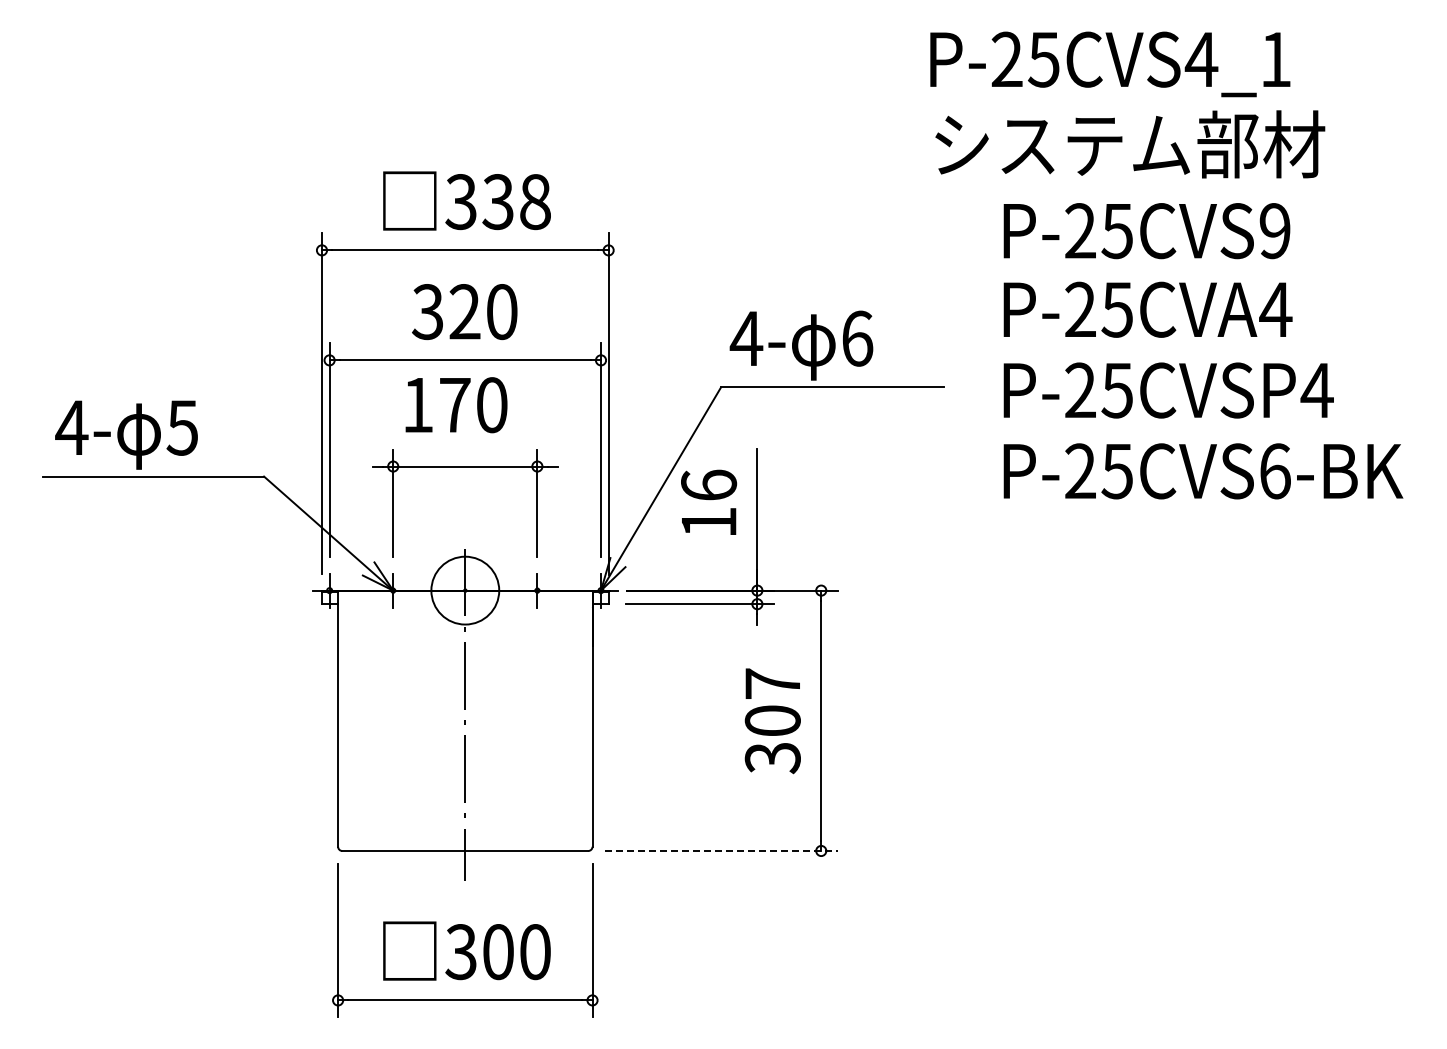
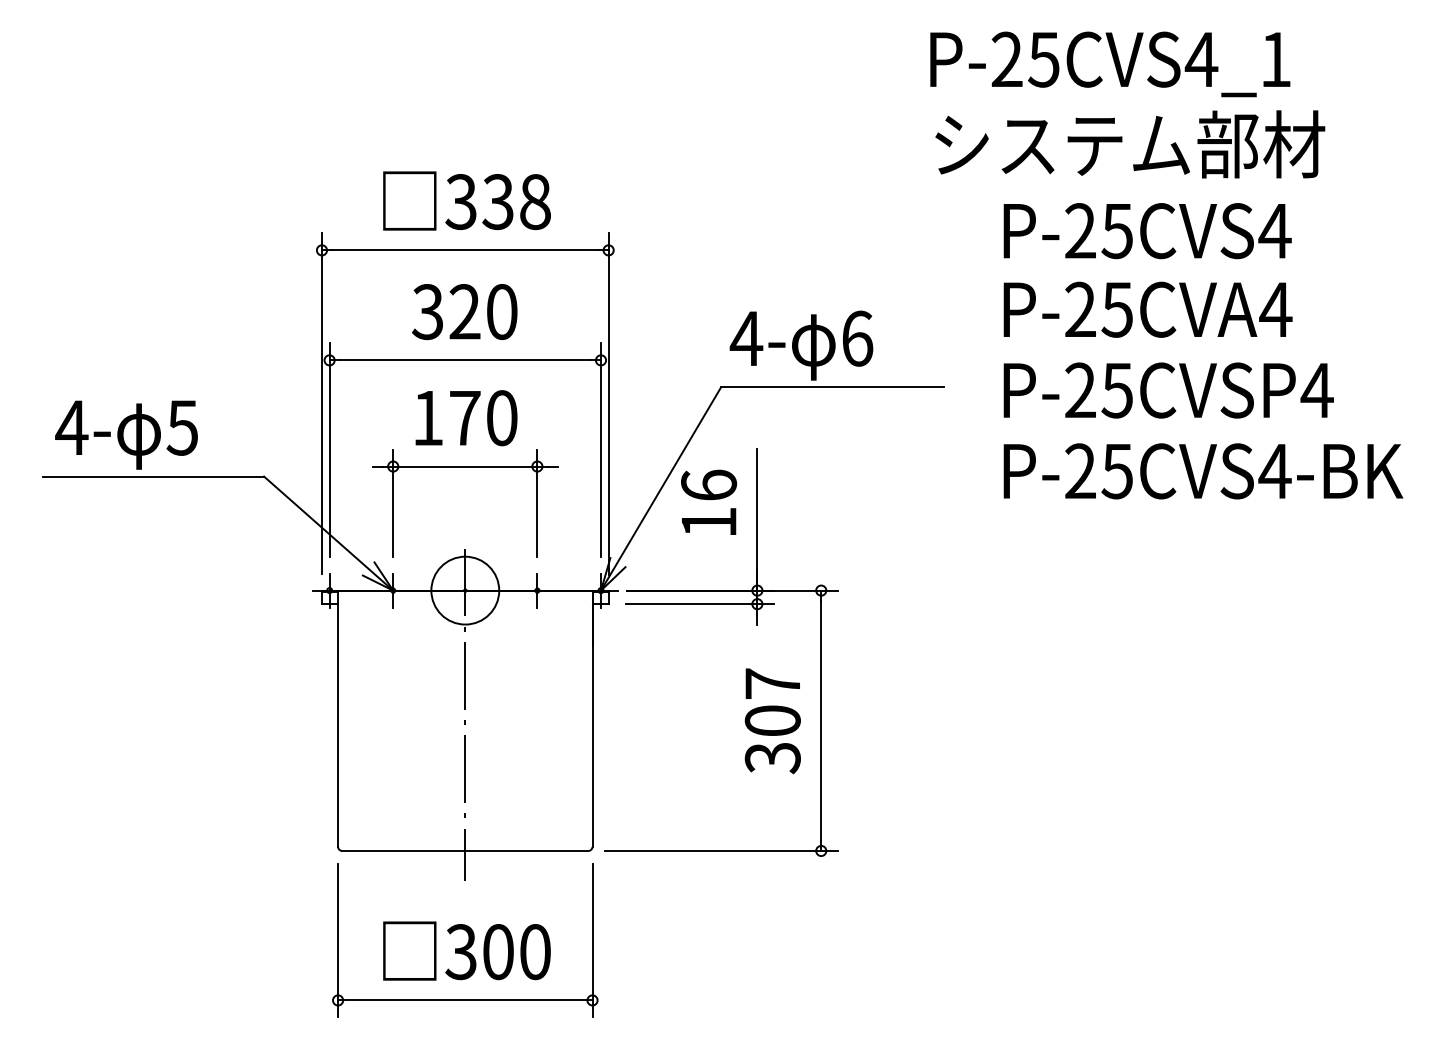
text: P-25CVS9 -> P-25CVS4 (1274, 231)
text position: (456, 405) -> (466, 418) (466, 418)
text: P-25CVS6-BK -> P-25CVS4-BK (1274, 471)
line: dashed -> solid (722, 850)
